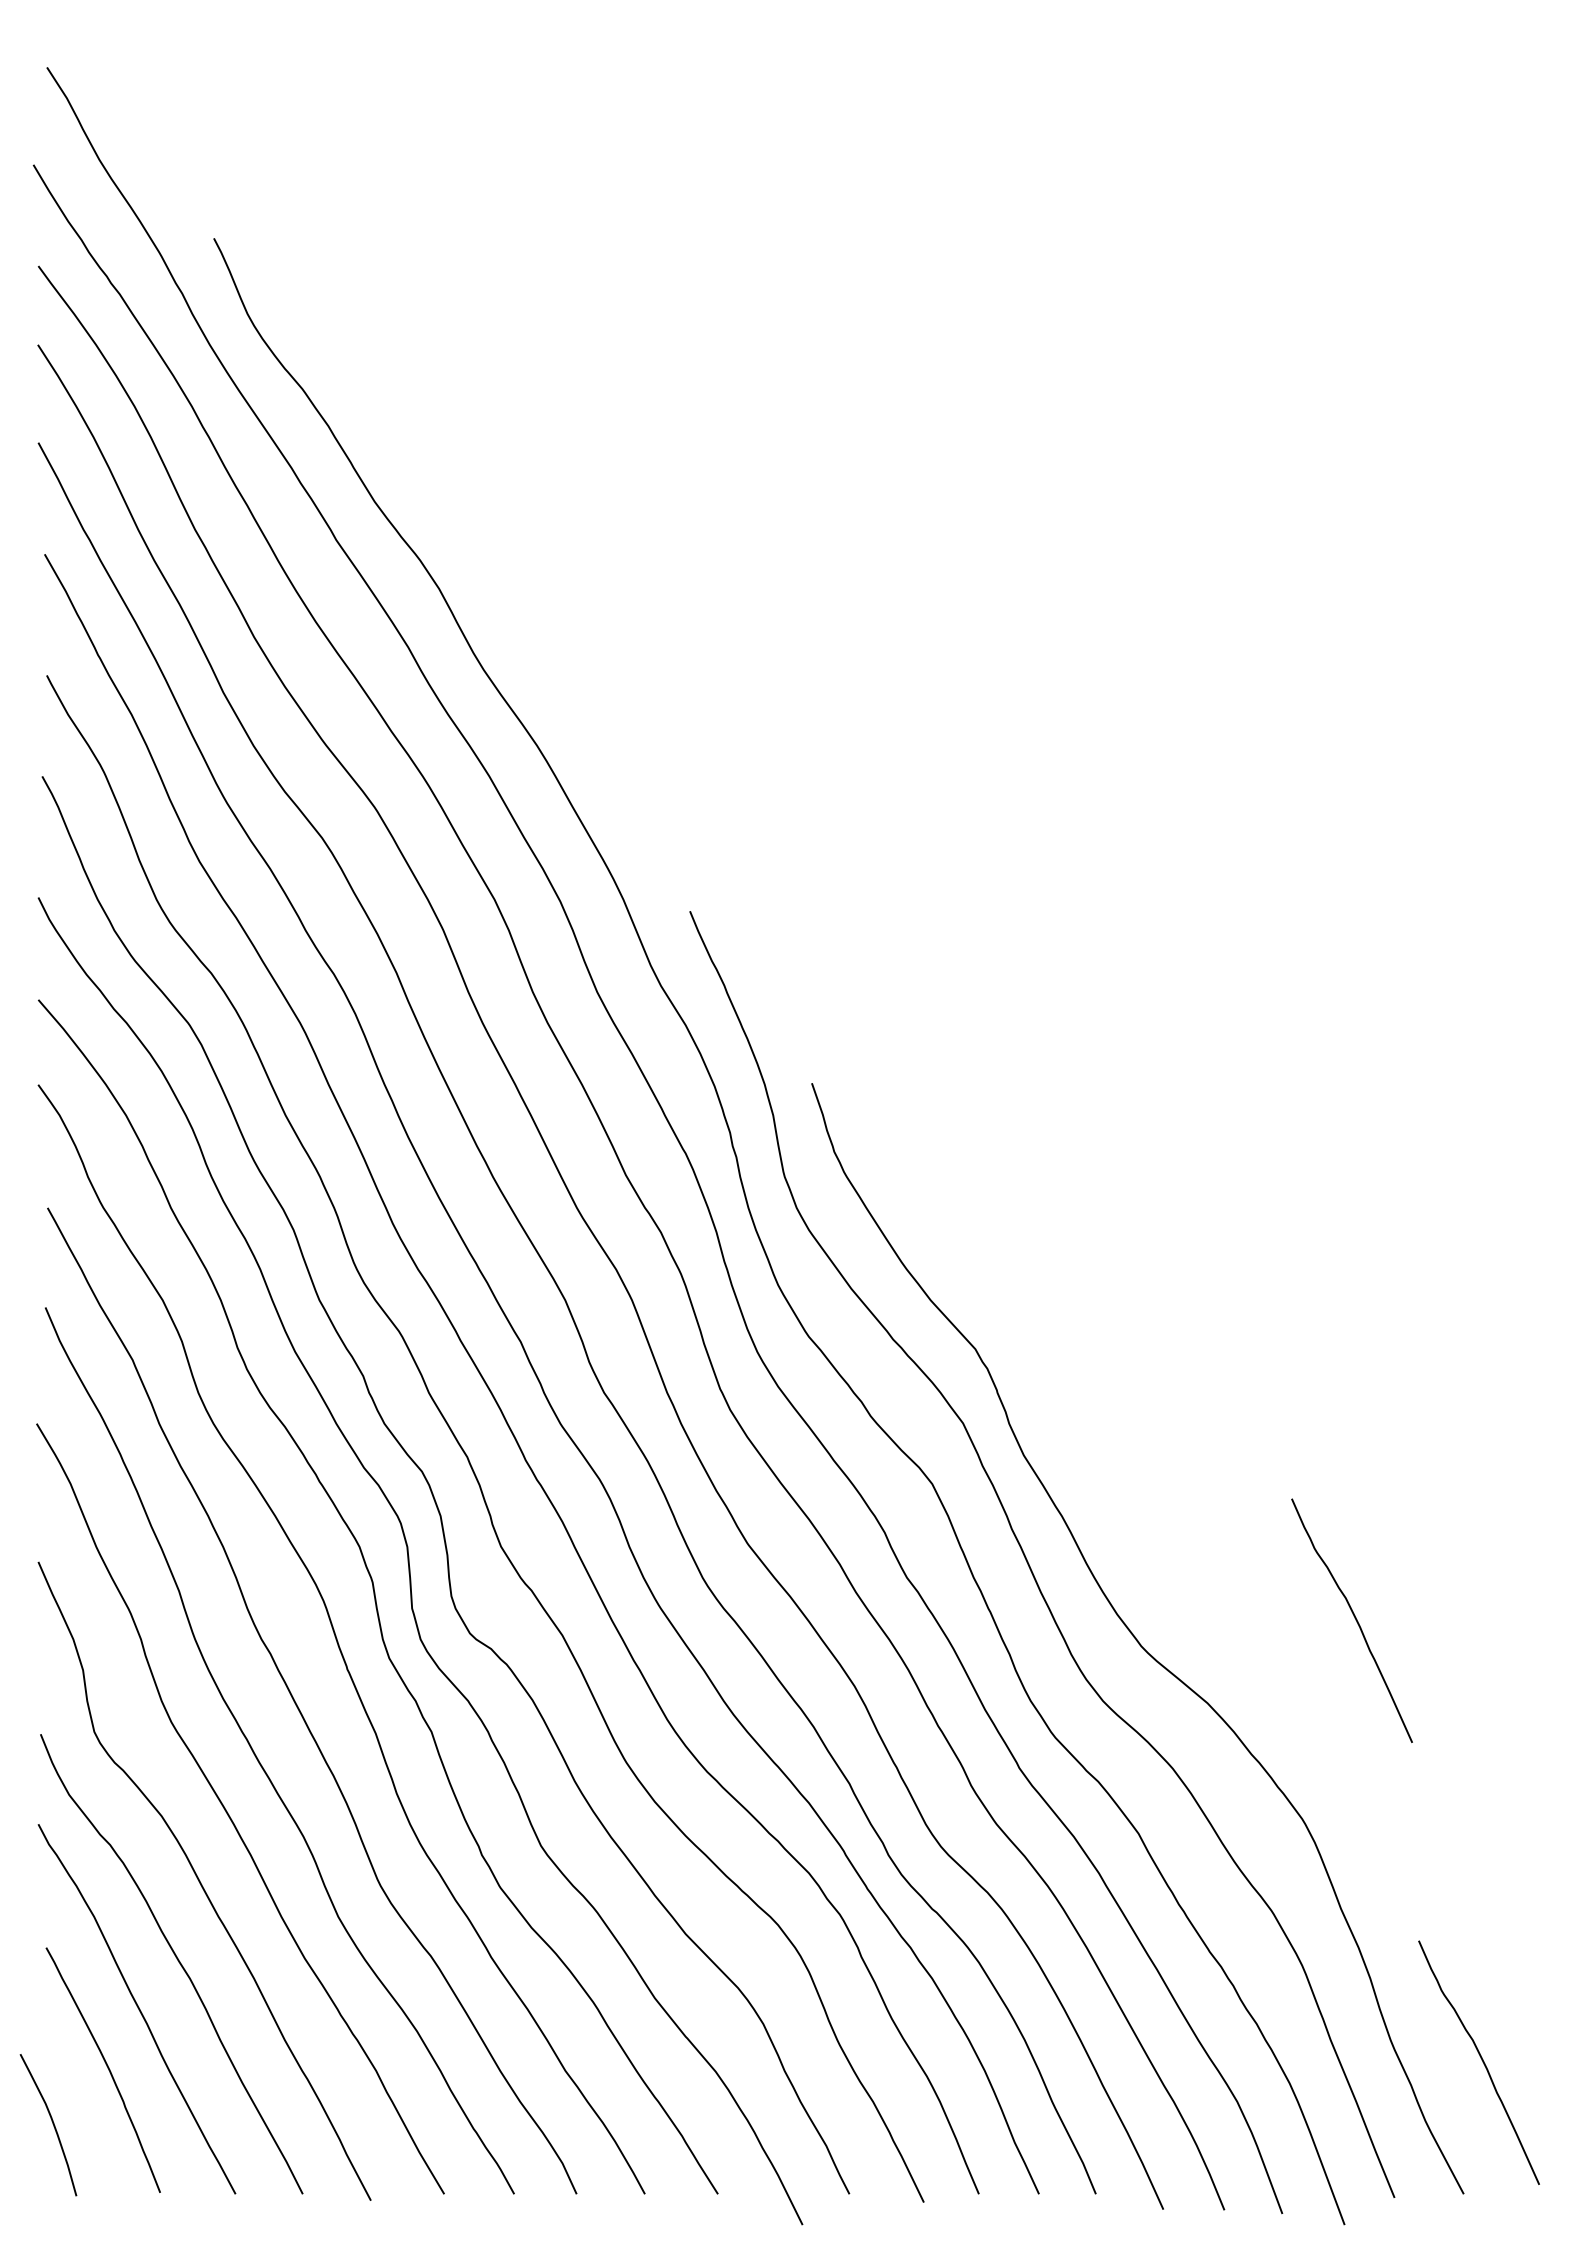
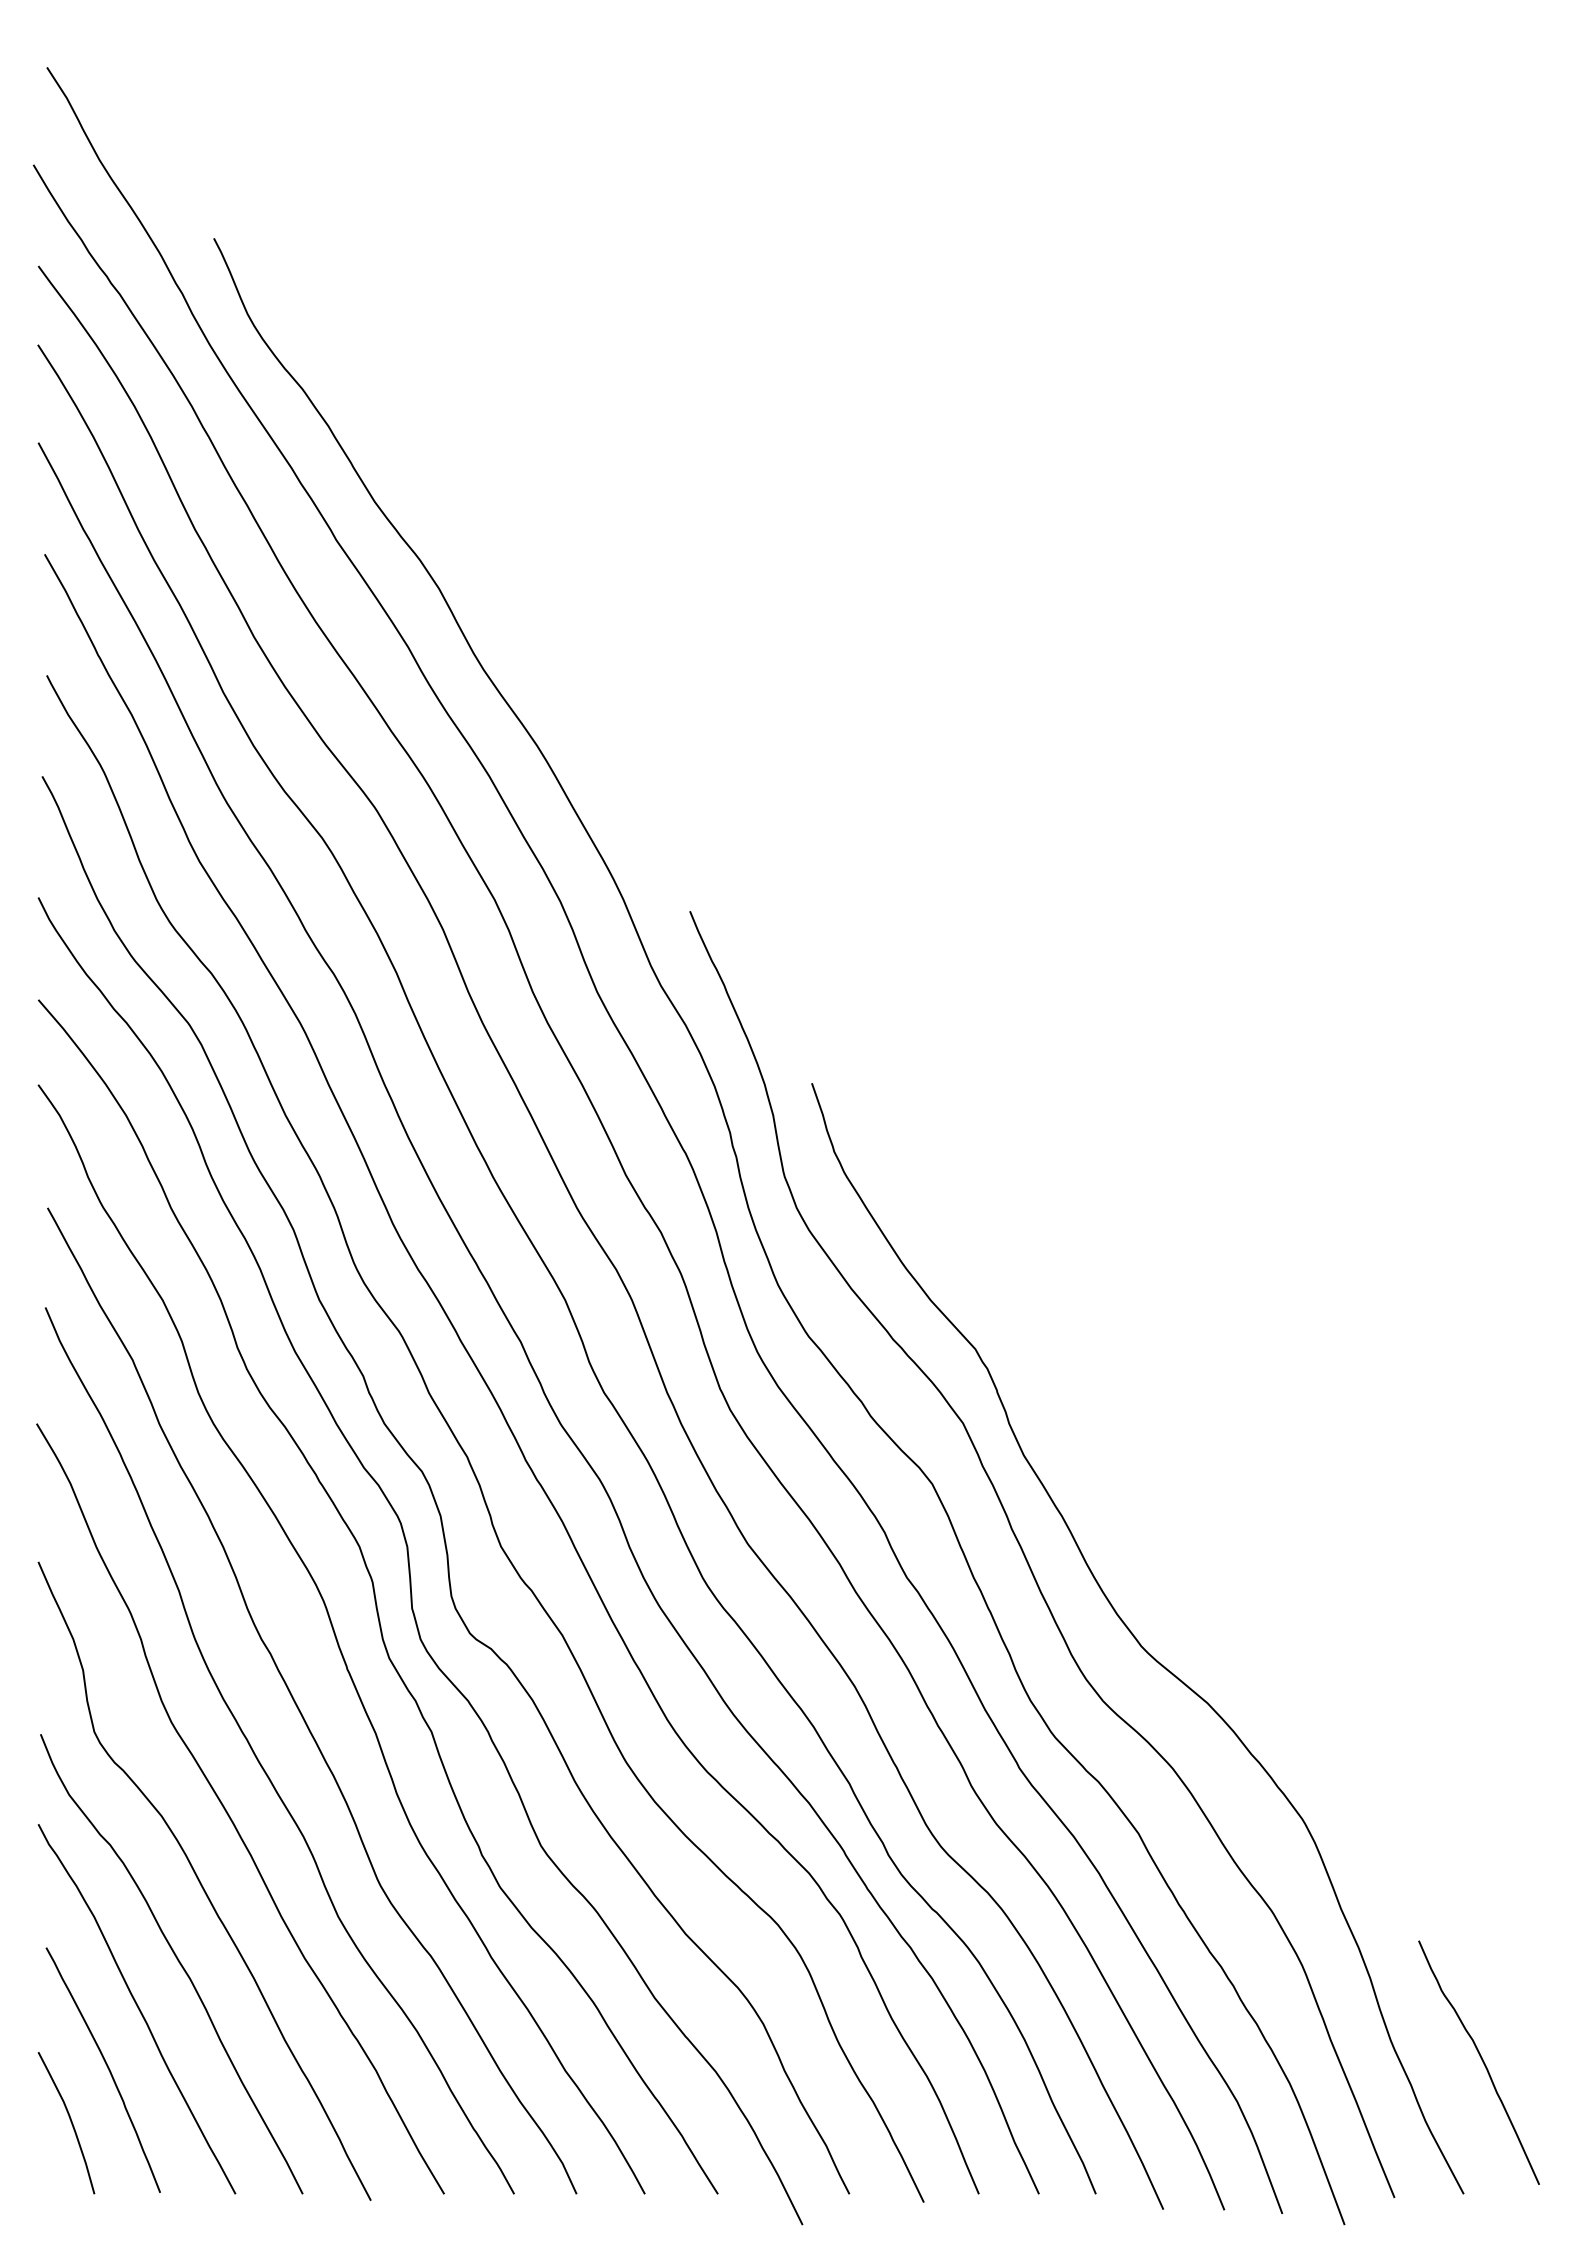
curve: present -> none (1354, 1618)
curve position: (52, 2124) -> (70, 2122) (70, 2122)
